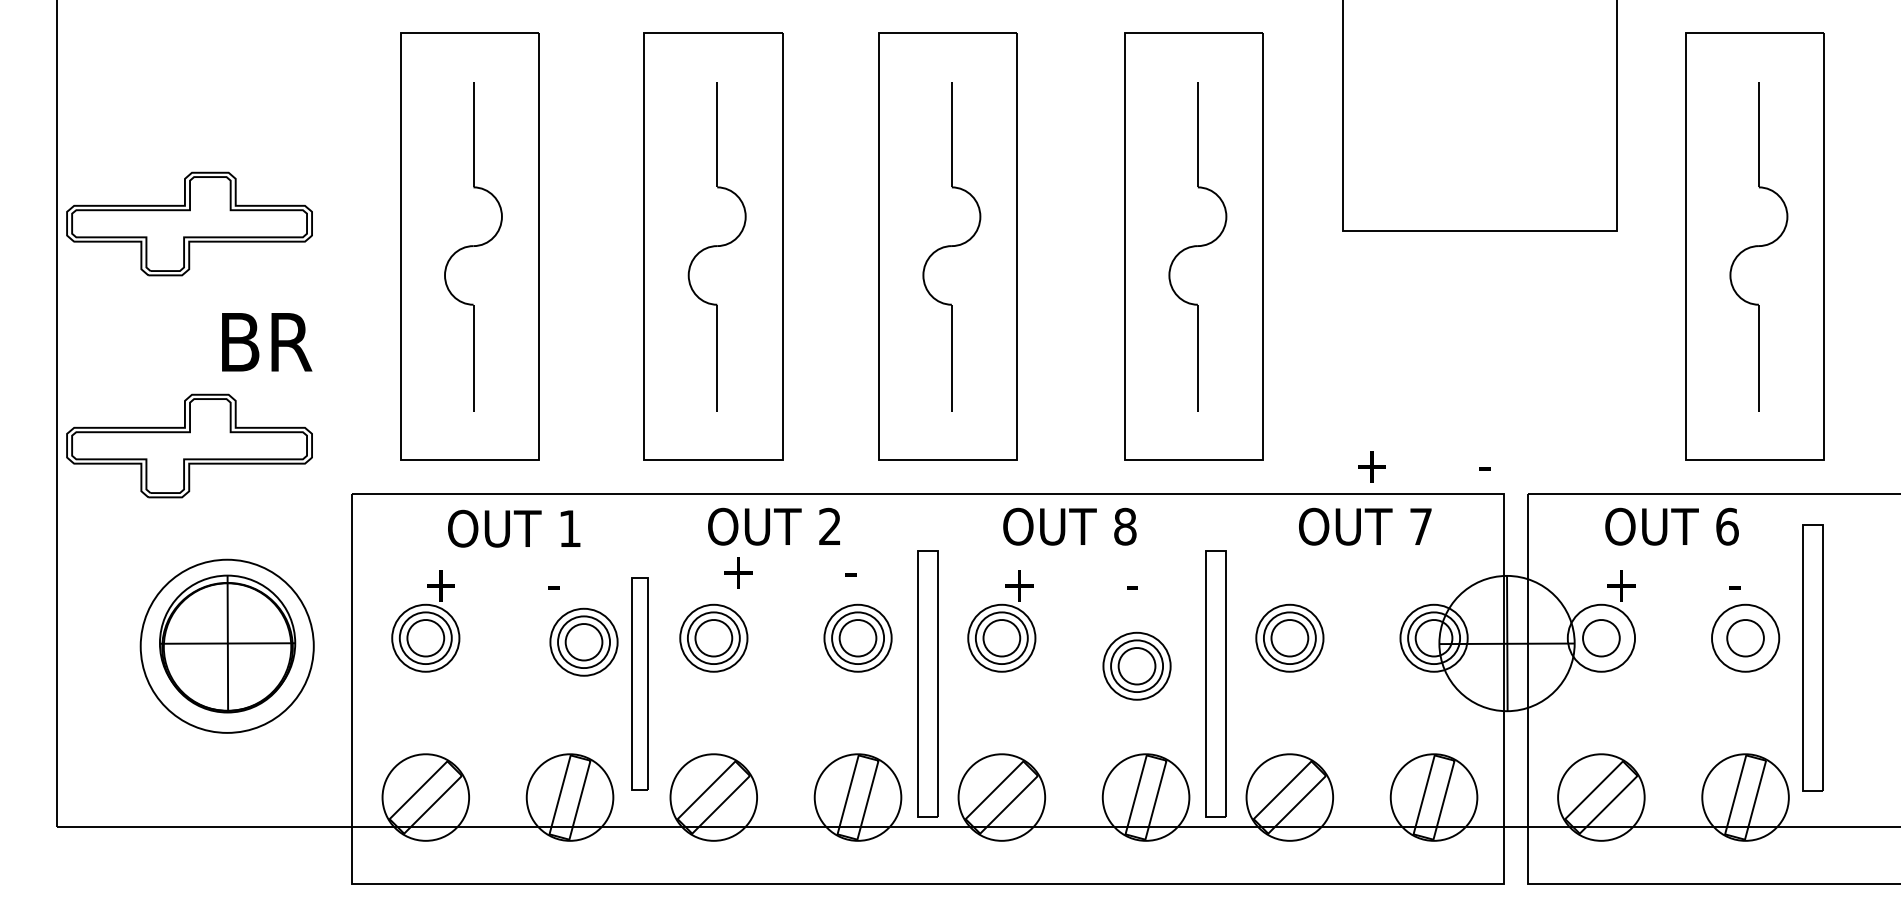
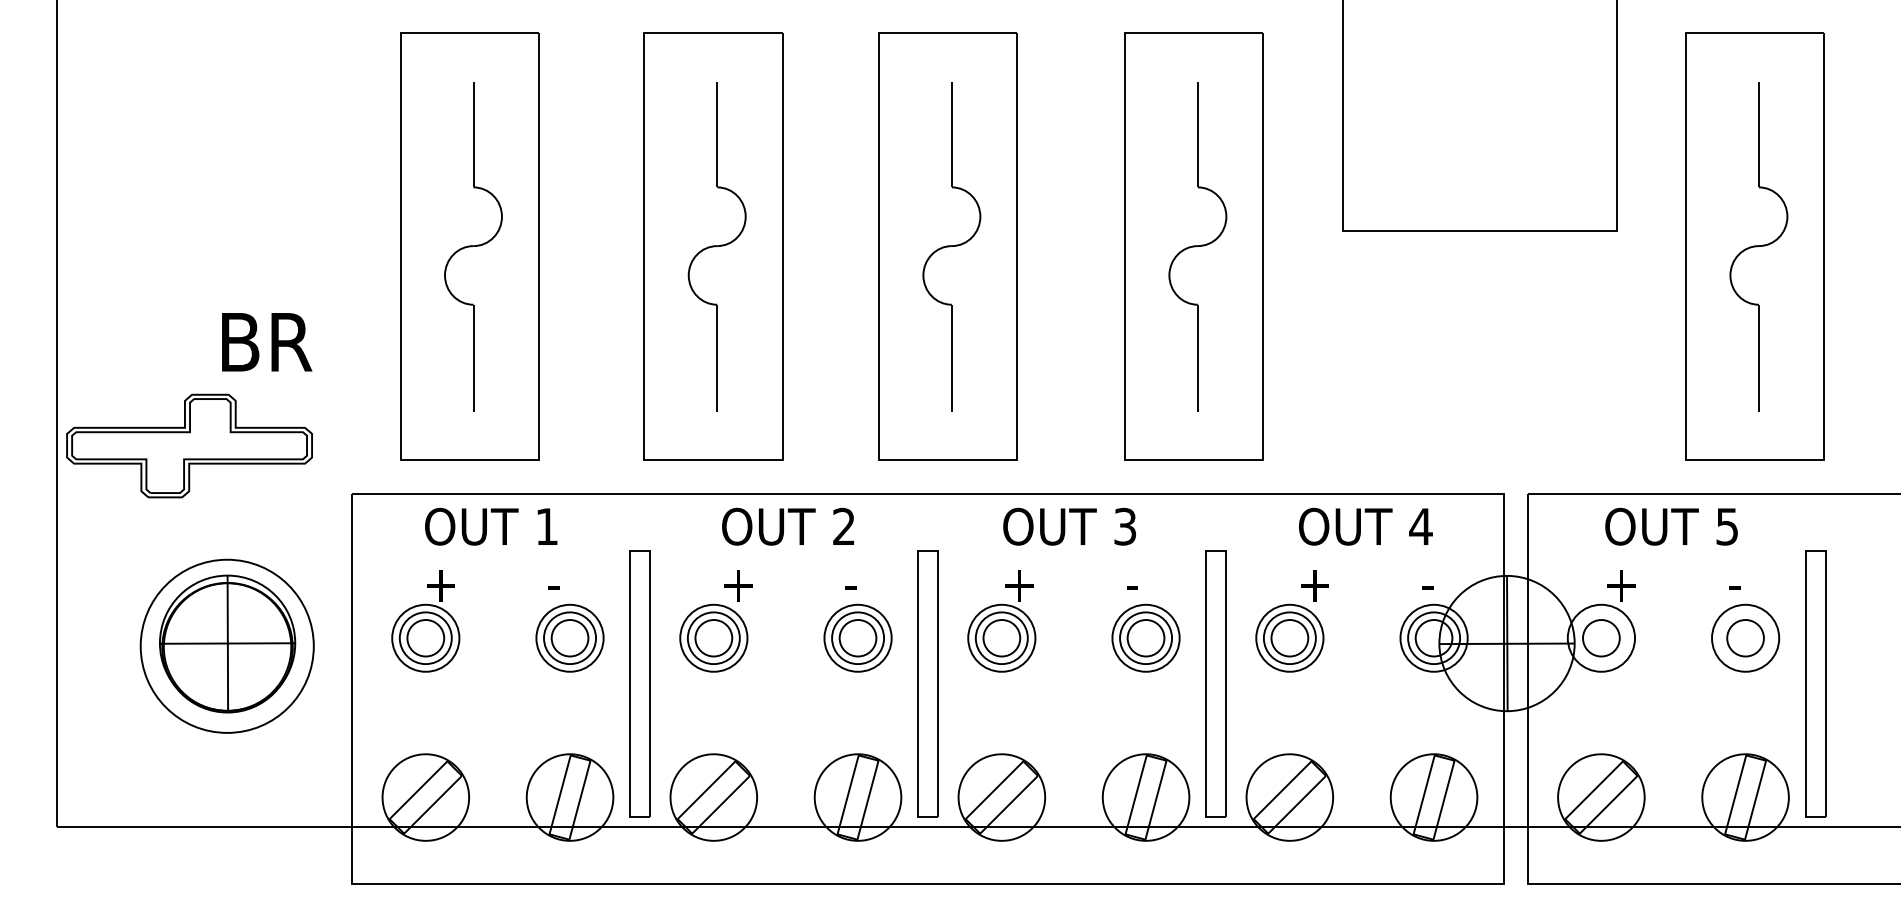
part: present -> none (189, 223)
text position: (1424, 466) -> (1367, 585) (1367, 585)
text position: (773, 526) -> (787, 526) (787, 526)
text: 8 -> 3 (1125, 526)
text: 7 -> 4 (1420, 526)
text: 6 -> 5 (1727, 526)
text position: (514, 528) -> (491, 526) (491, 526)
text position: (790, 572) -> (790, 585) (790, 585)
part position: (583, 641) -> (569, 637) (569, 637)
part position: (1812, 657) -> (1815, 683) (1815, 683)
part position: (1136, 665) -> (1145, 637) (1145, 637)
part size: 18x214 px -> 22x268 px (639, 683)
